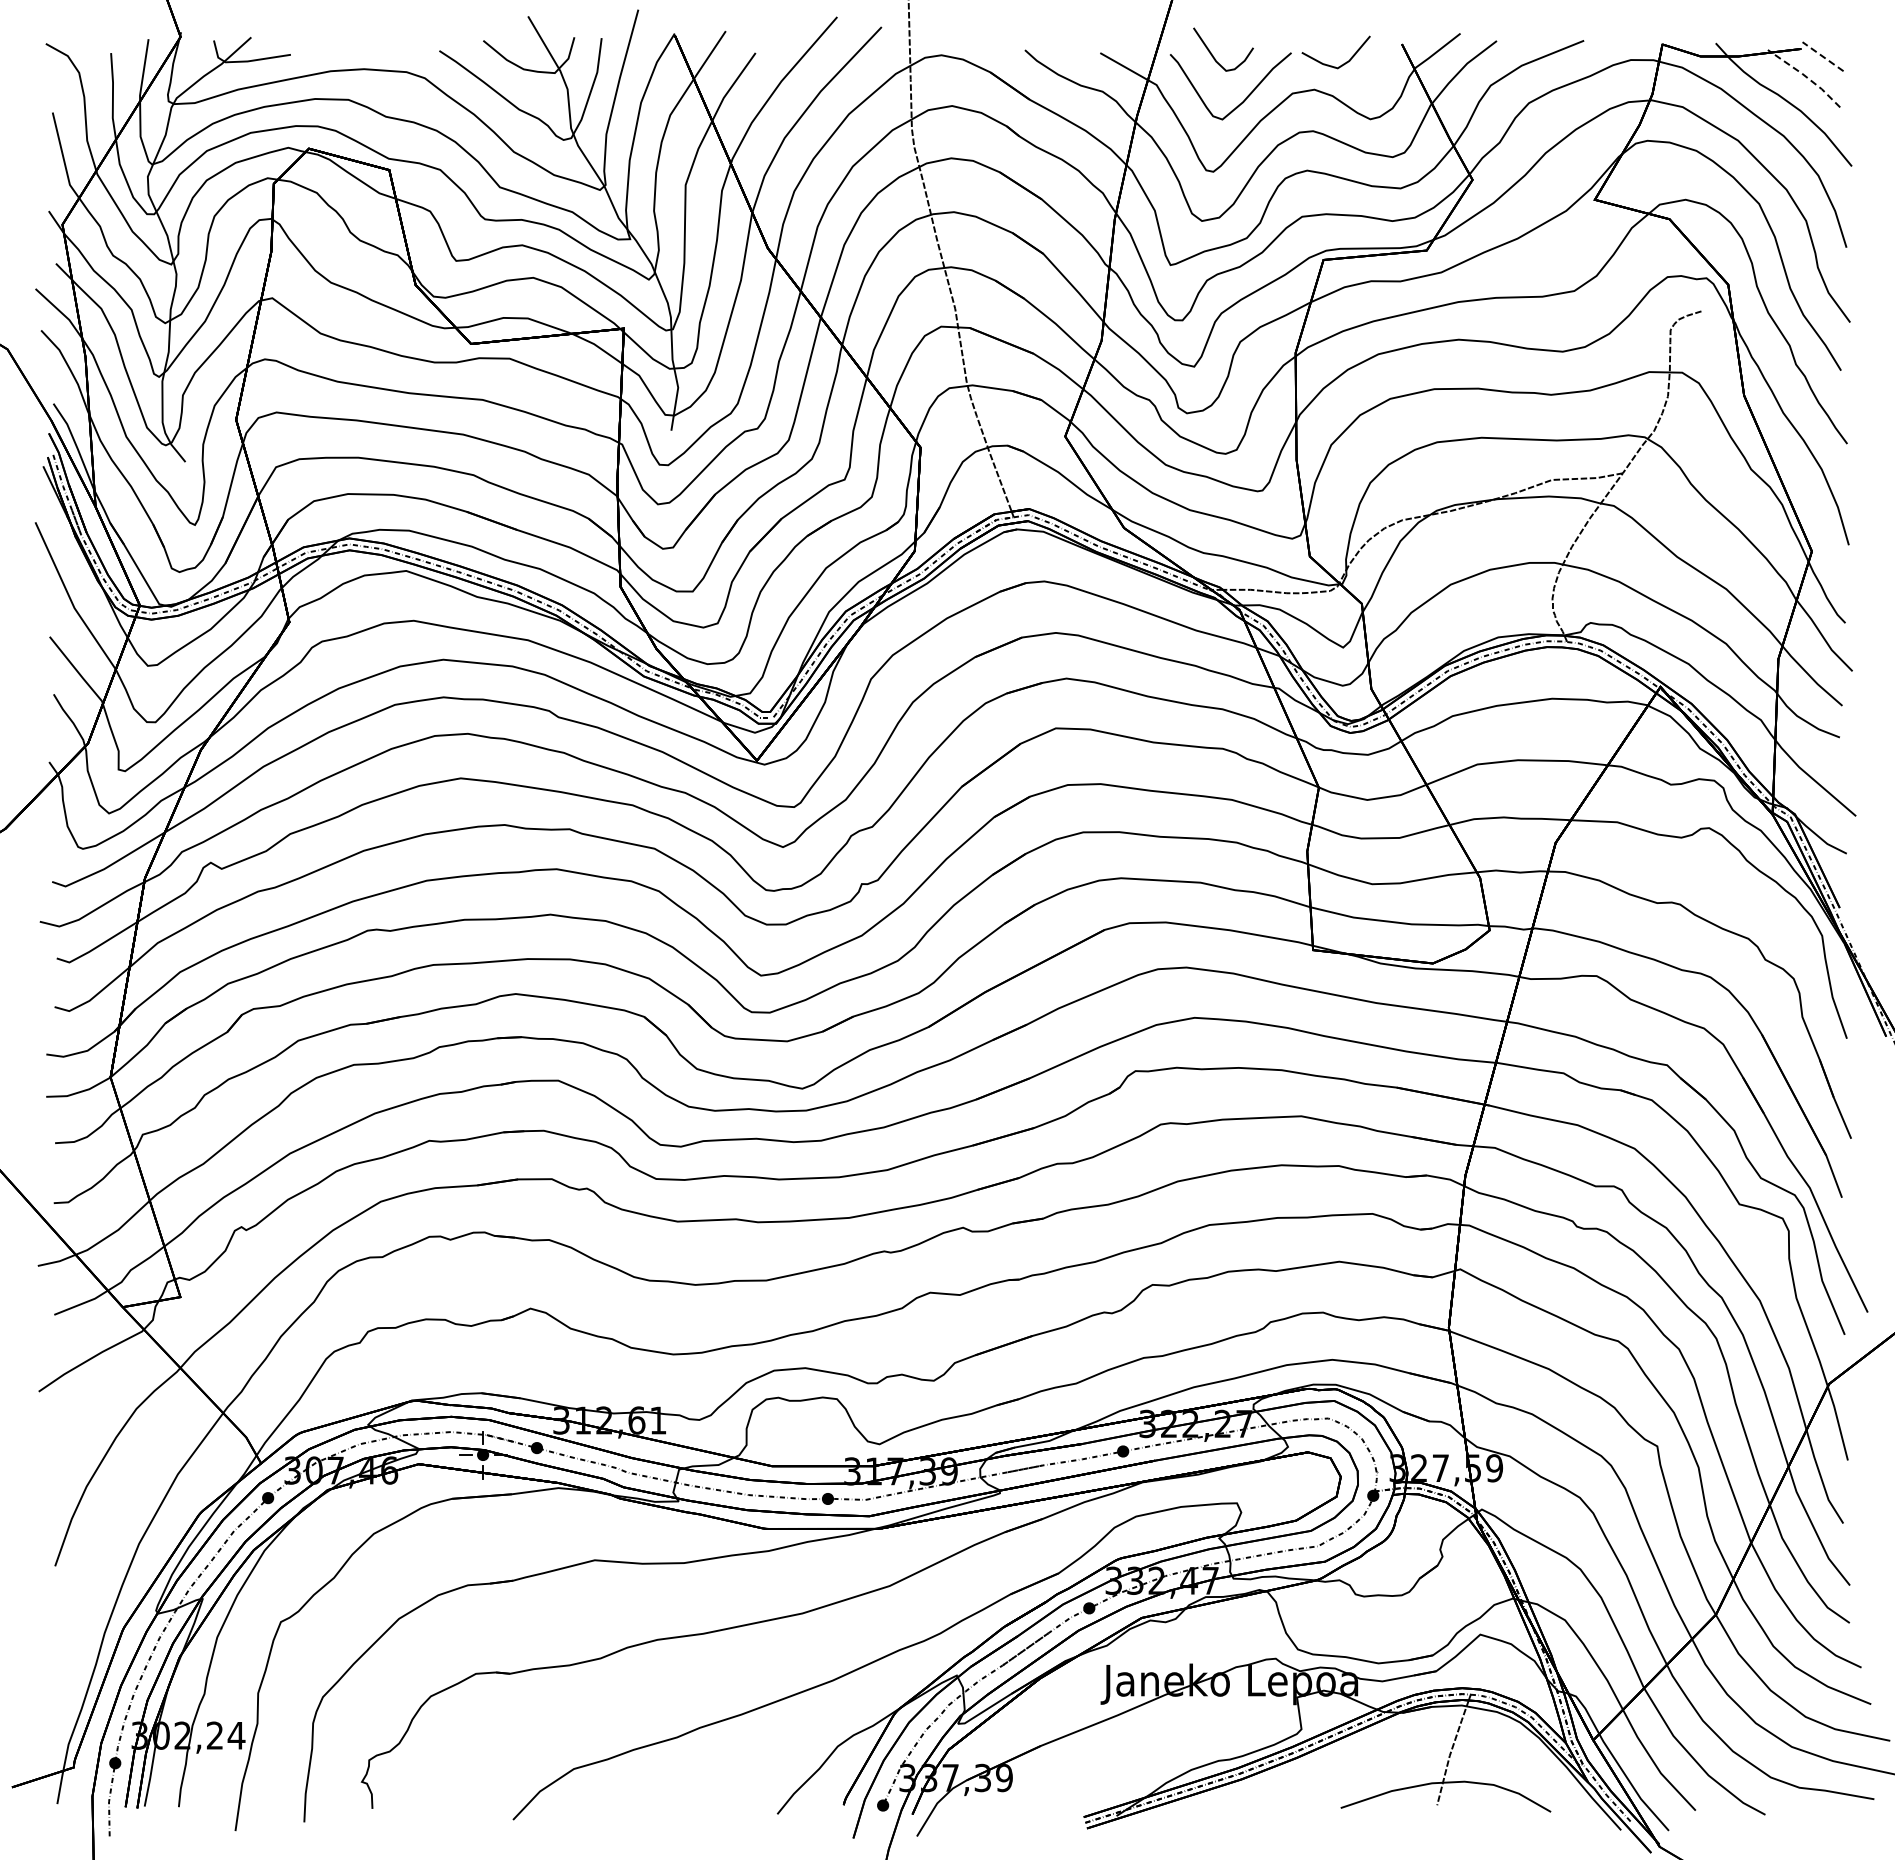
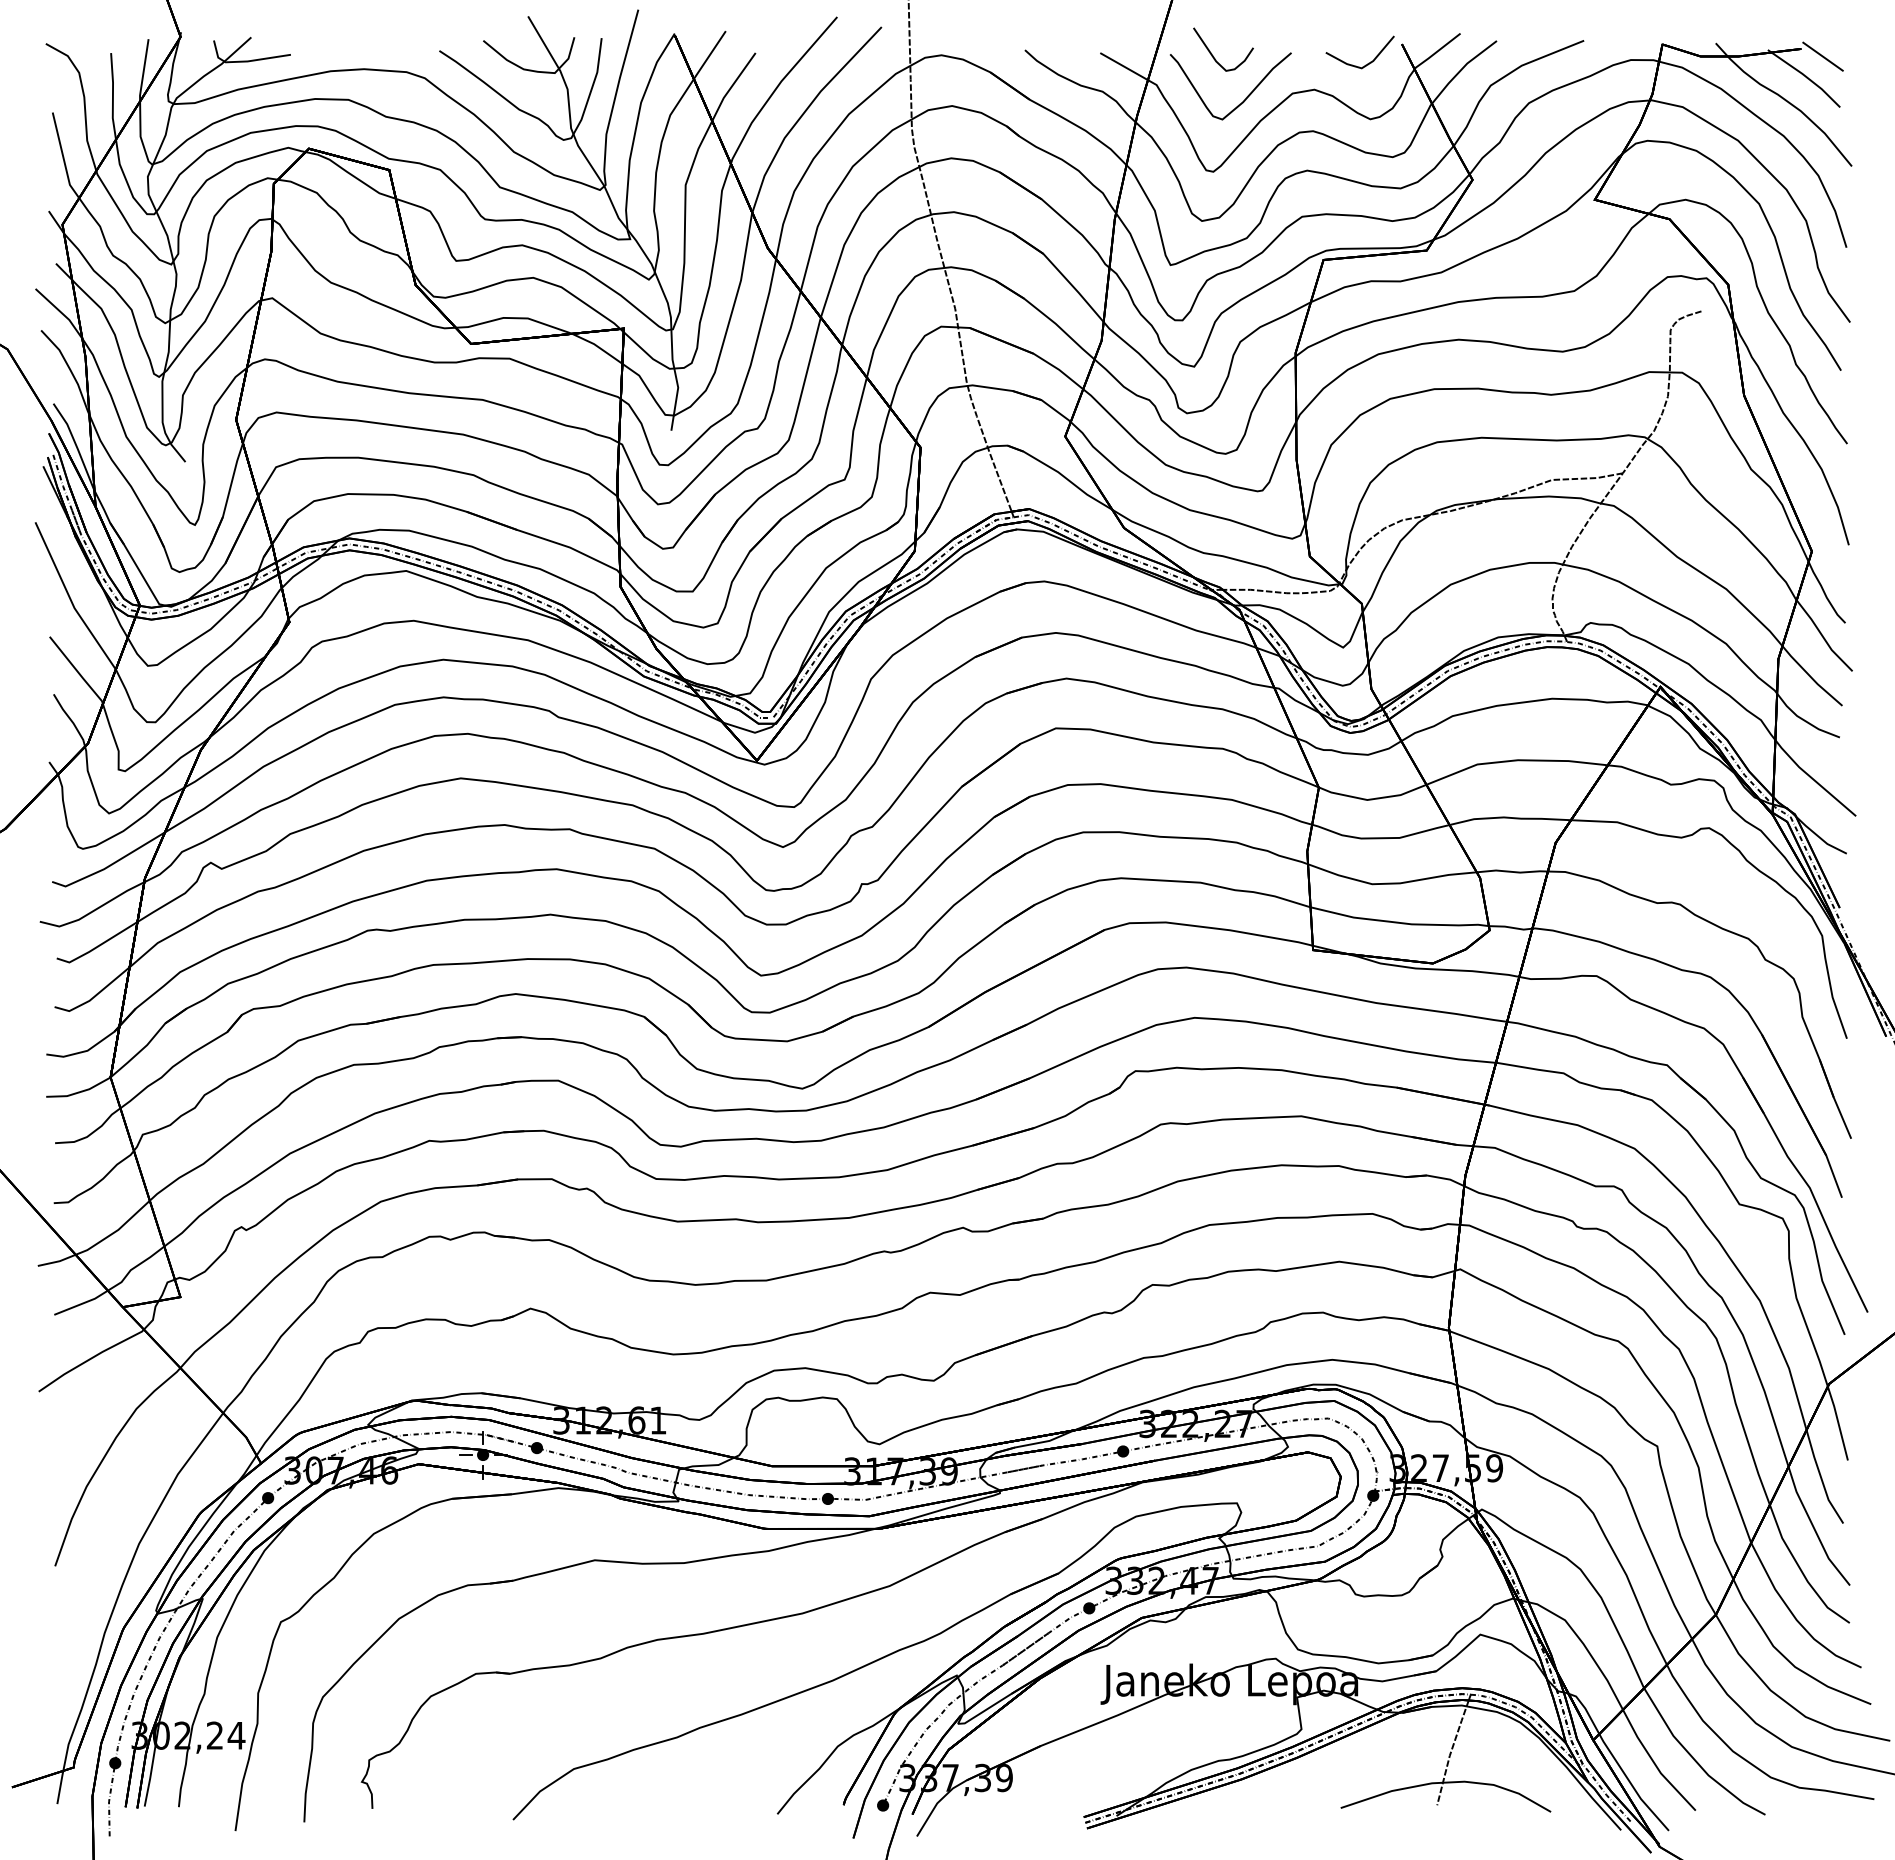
line: dashed -> solid (1822, 56)
line position: (1332, 65) -> (1356, 65) (1356, 65)
line: dashed -> solid (1805, 76)
